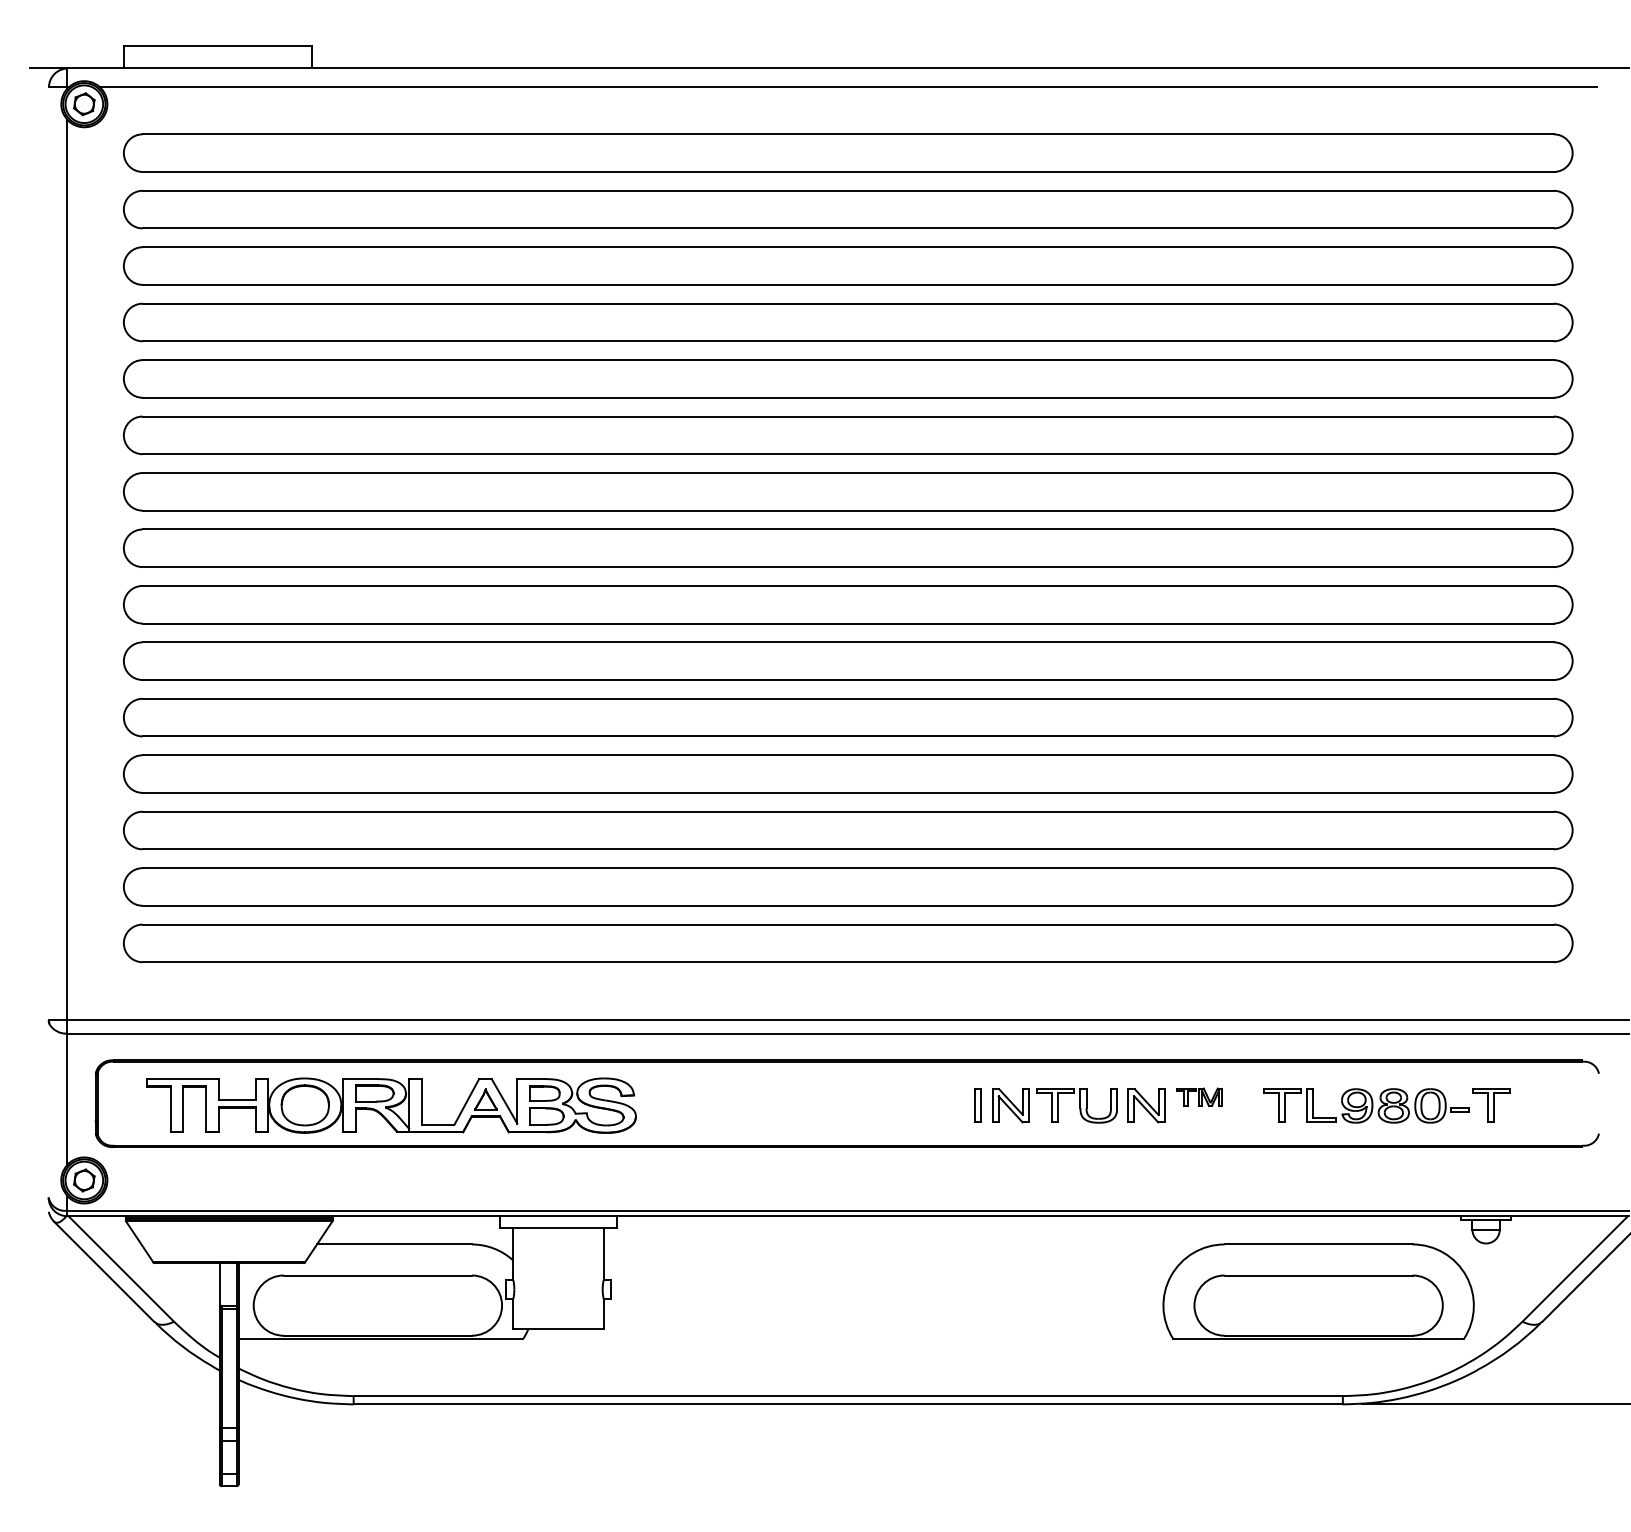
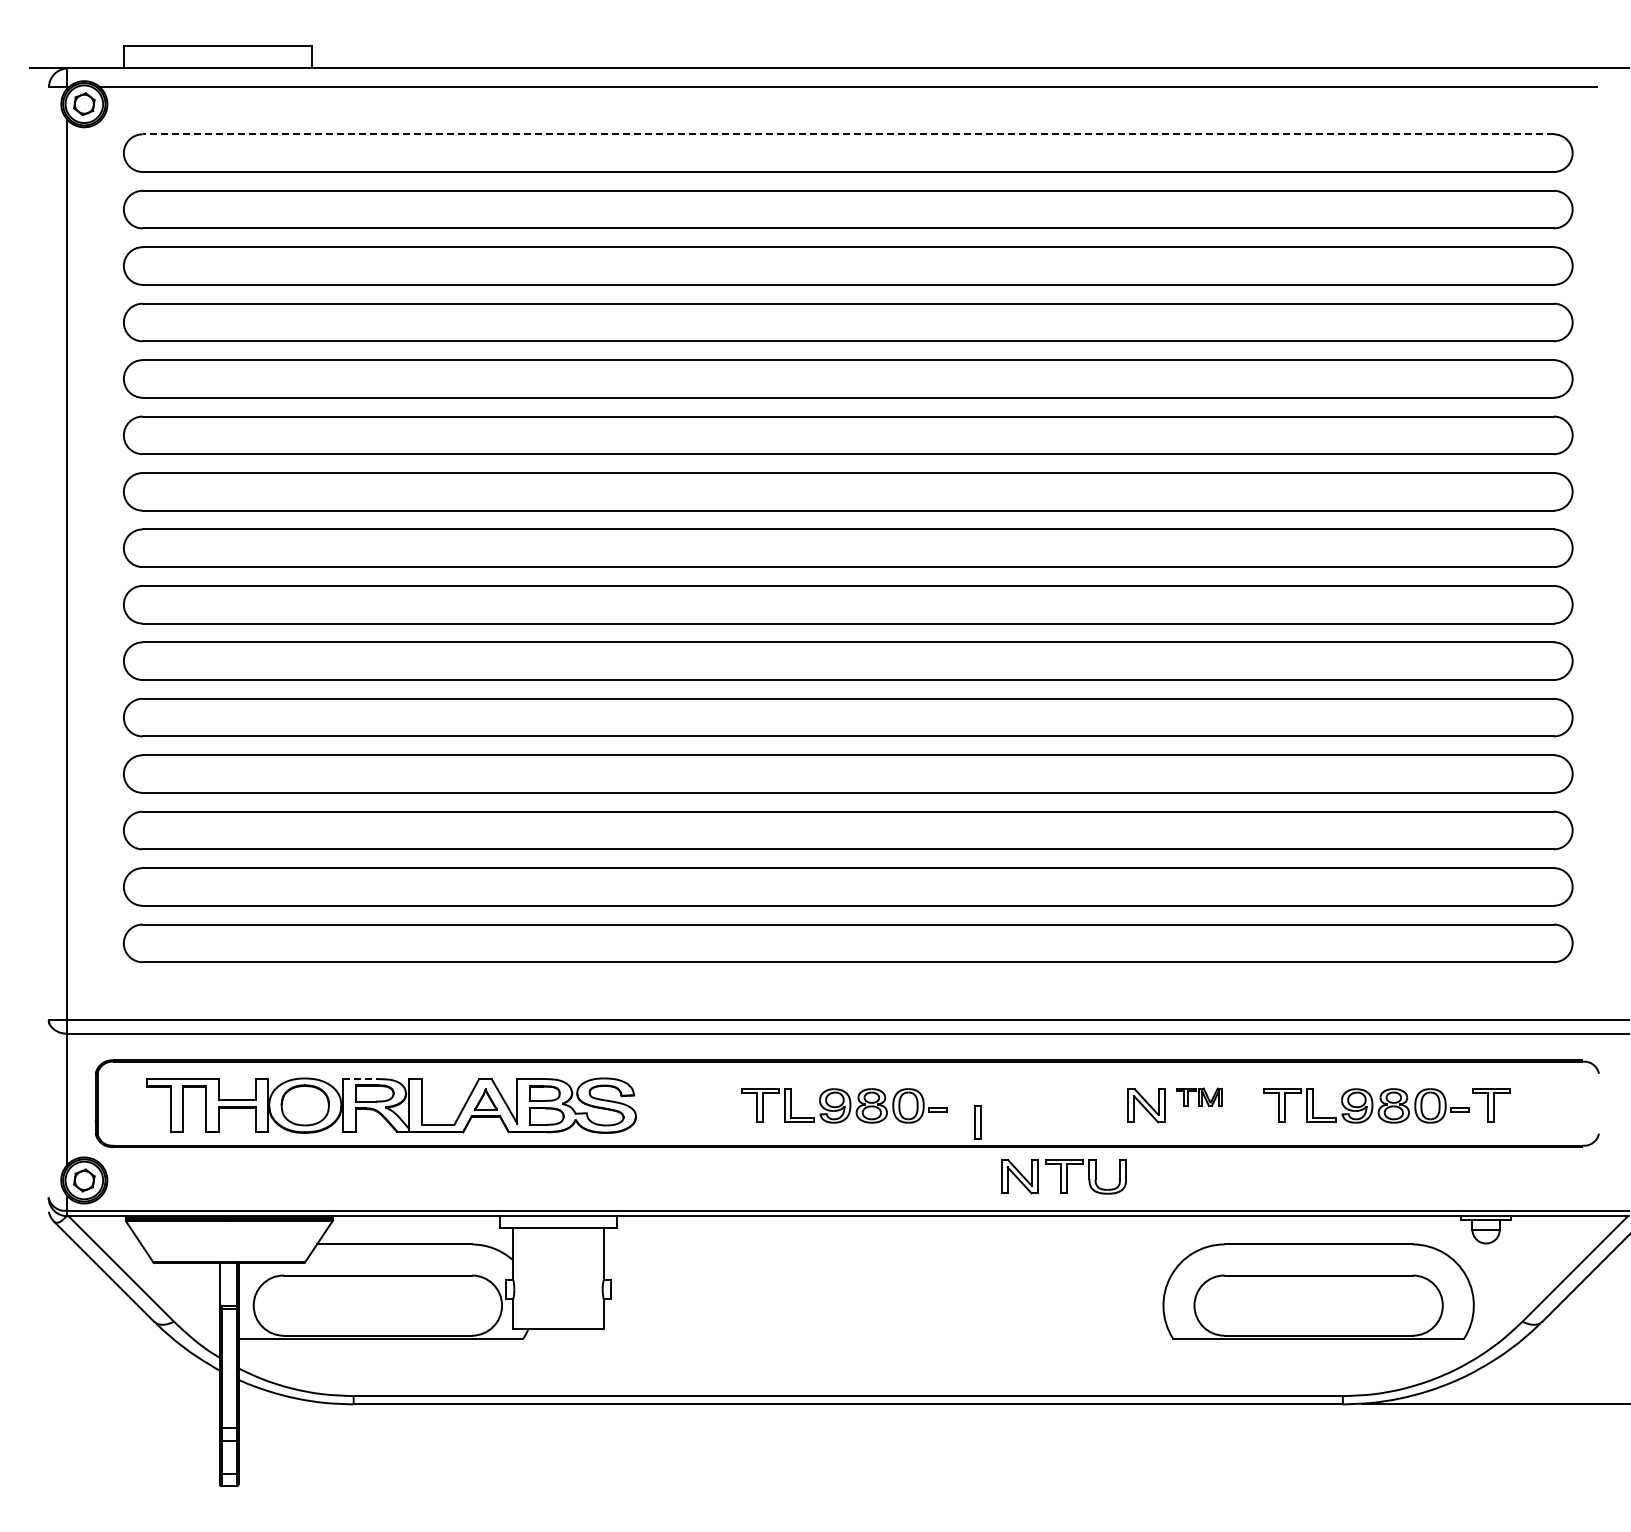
line: solid -> dashed (848, 134)
line: solid -> dashed (361, 1079)
part: none -> present (844, 1105)
part position: (977, 1105) -> (977, 1122) (977, 1122)
part position: (1054, 1105) -> (1063, 1176) (1063, 1176)
